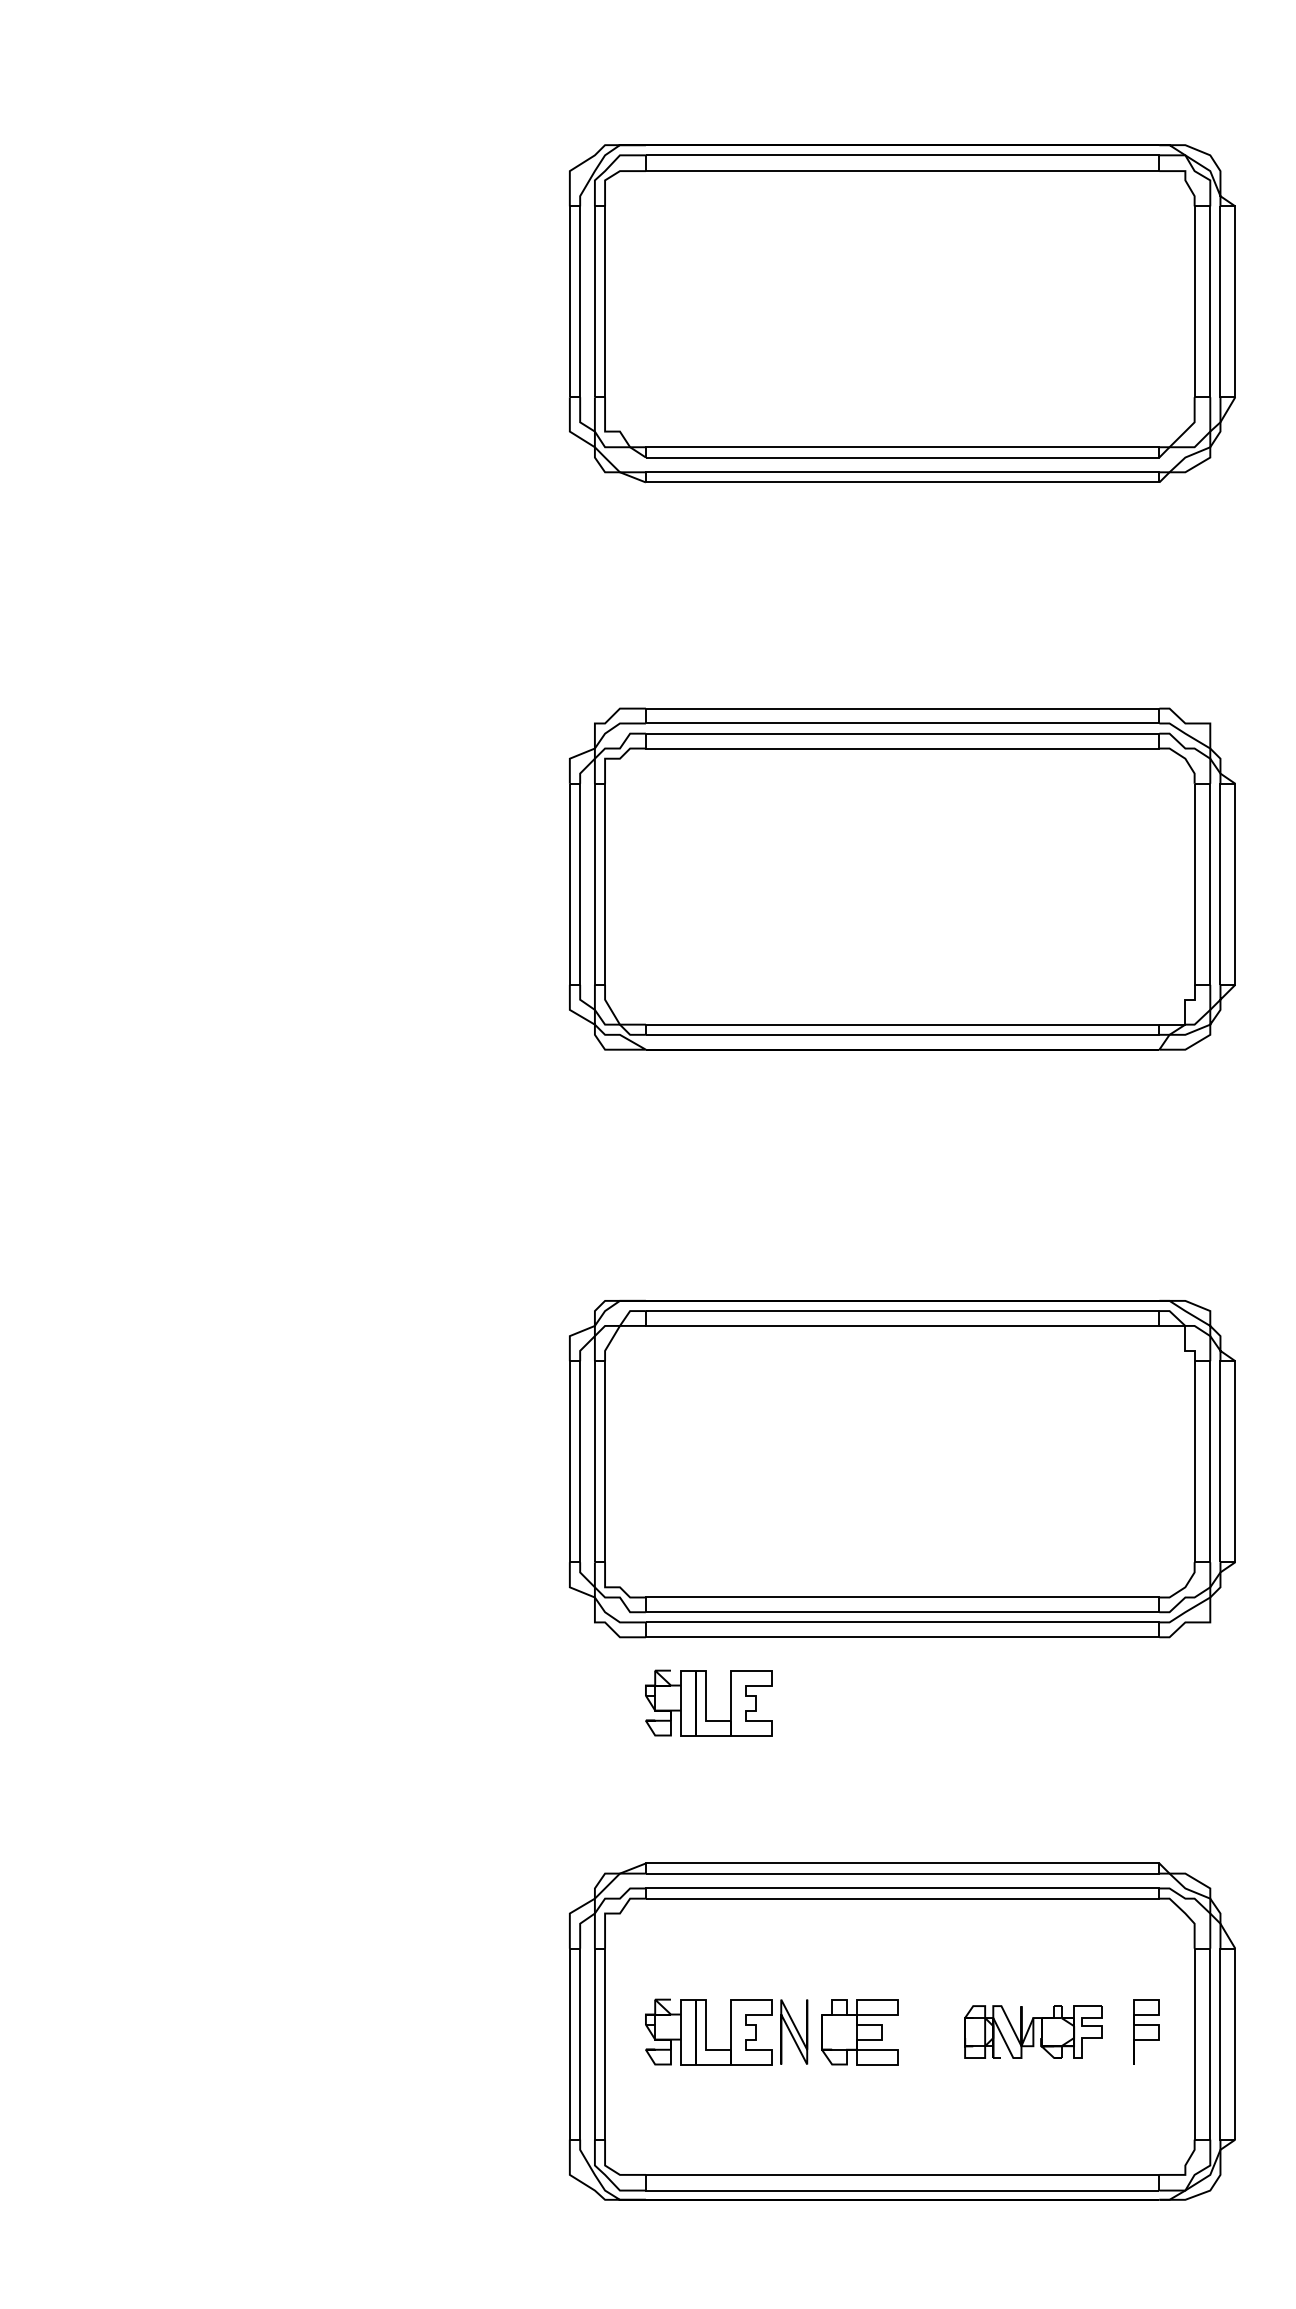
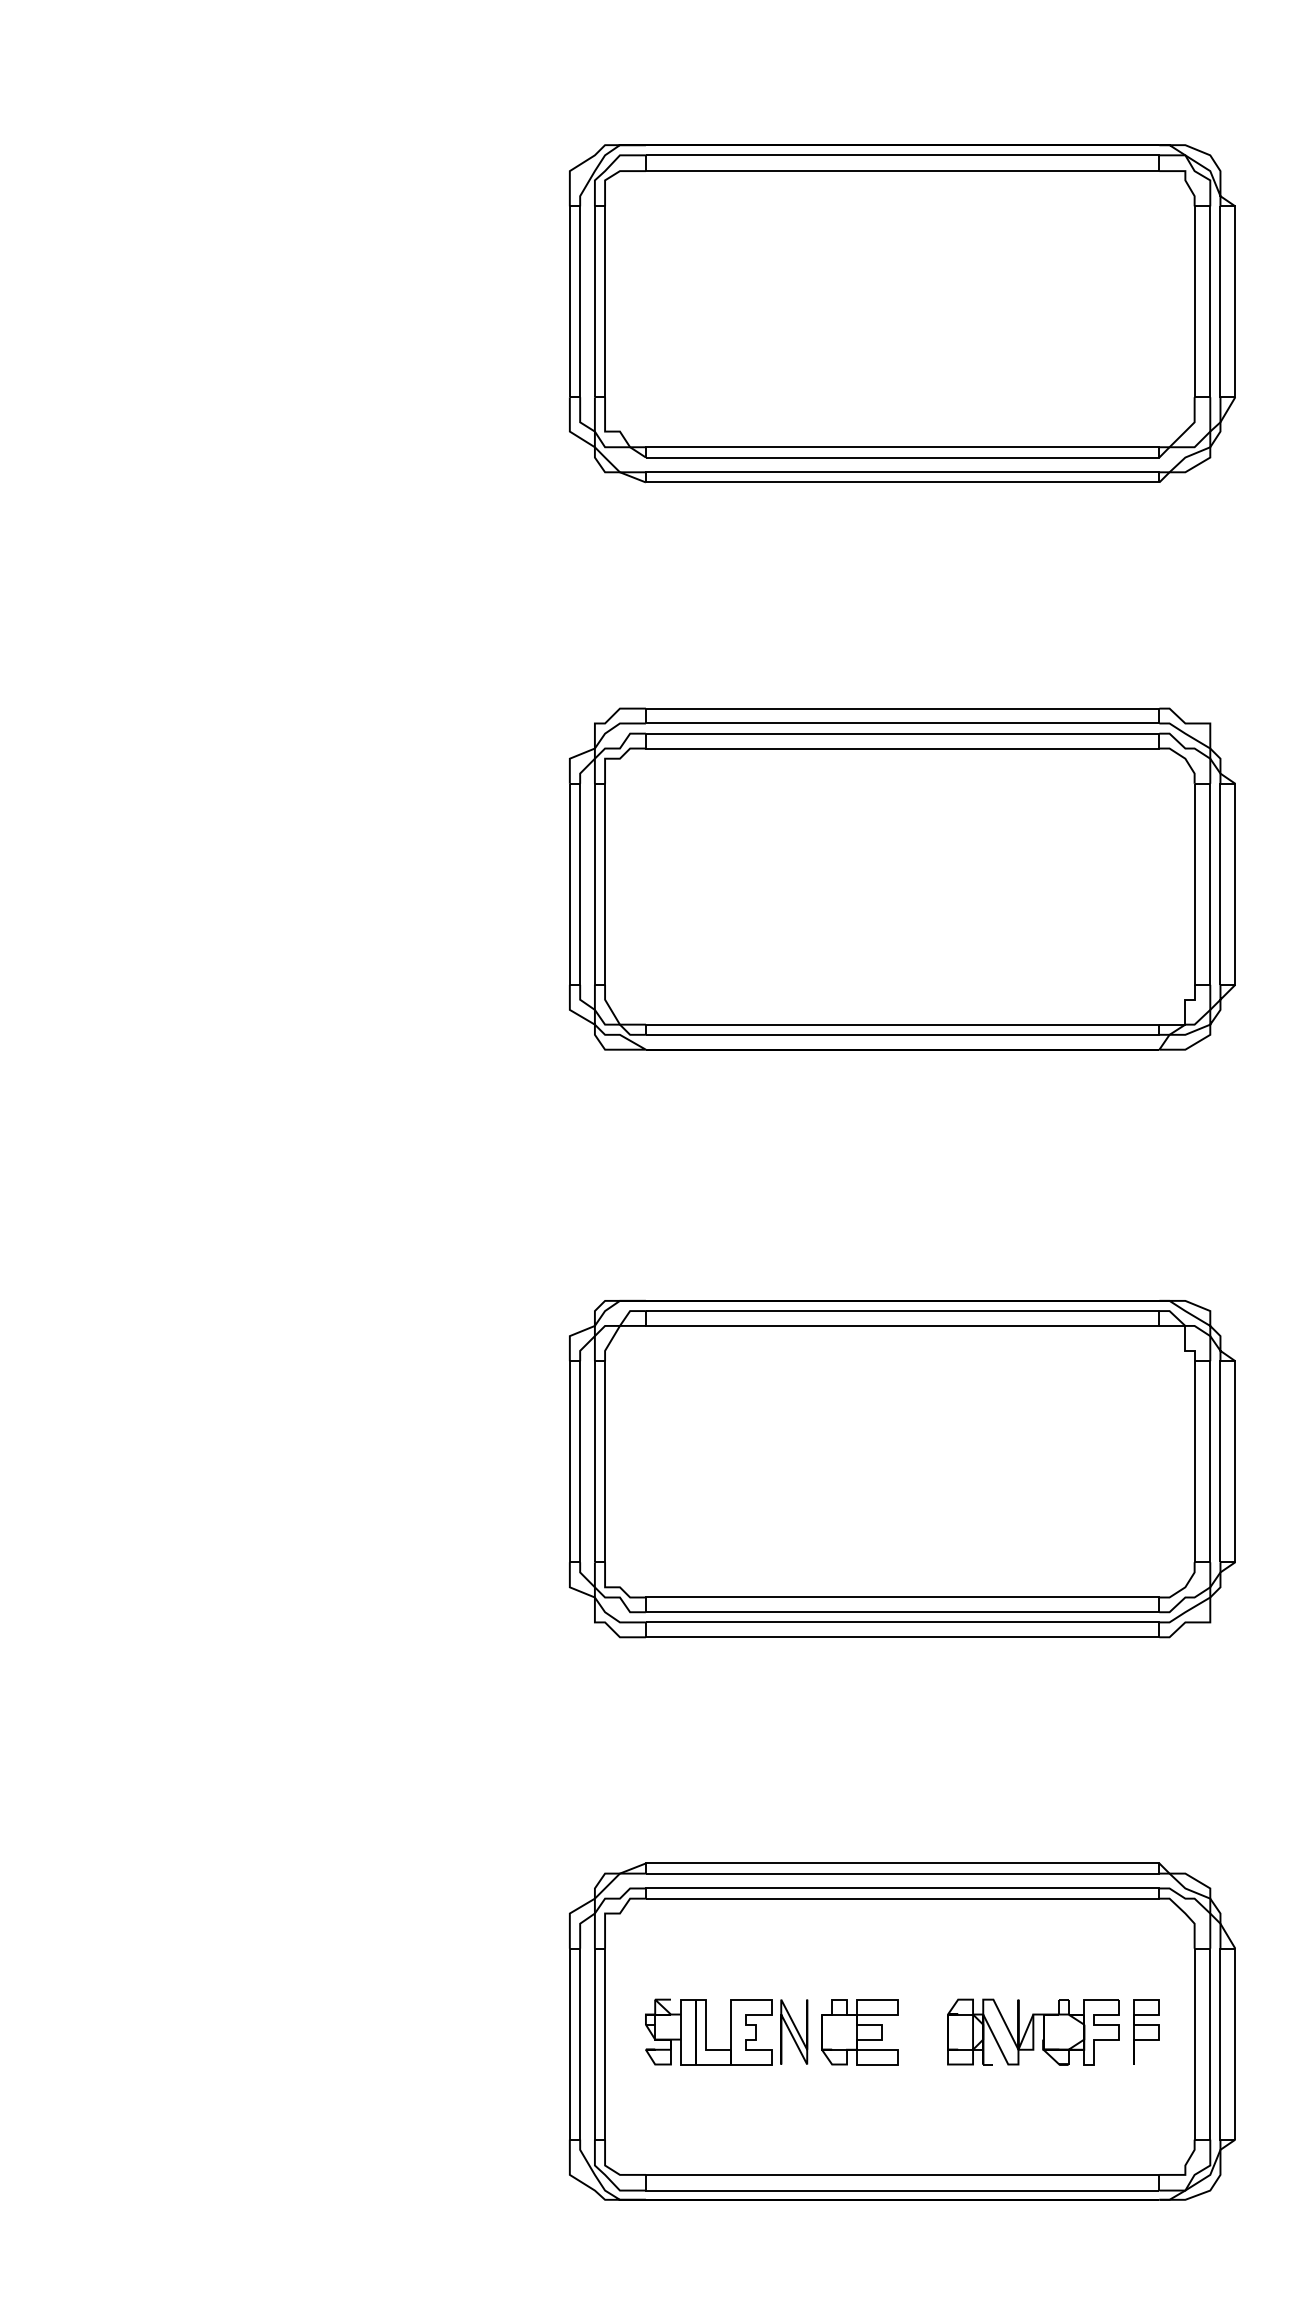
part: present -> none (708, 1702)
part size: 139x54 px -> 173x68 px (1033, 2031)
